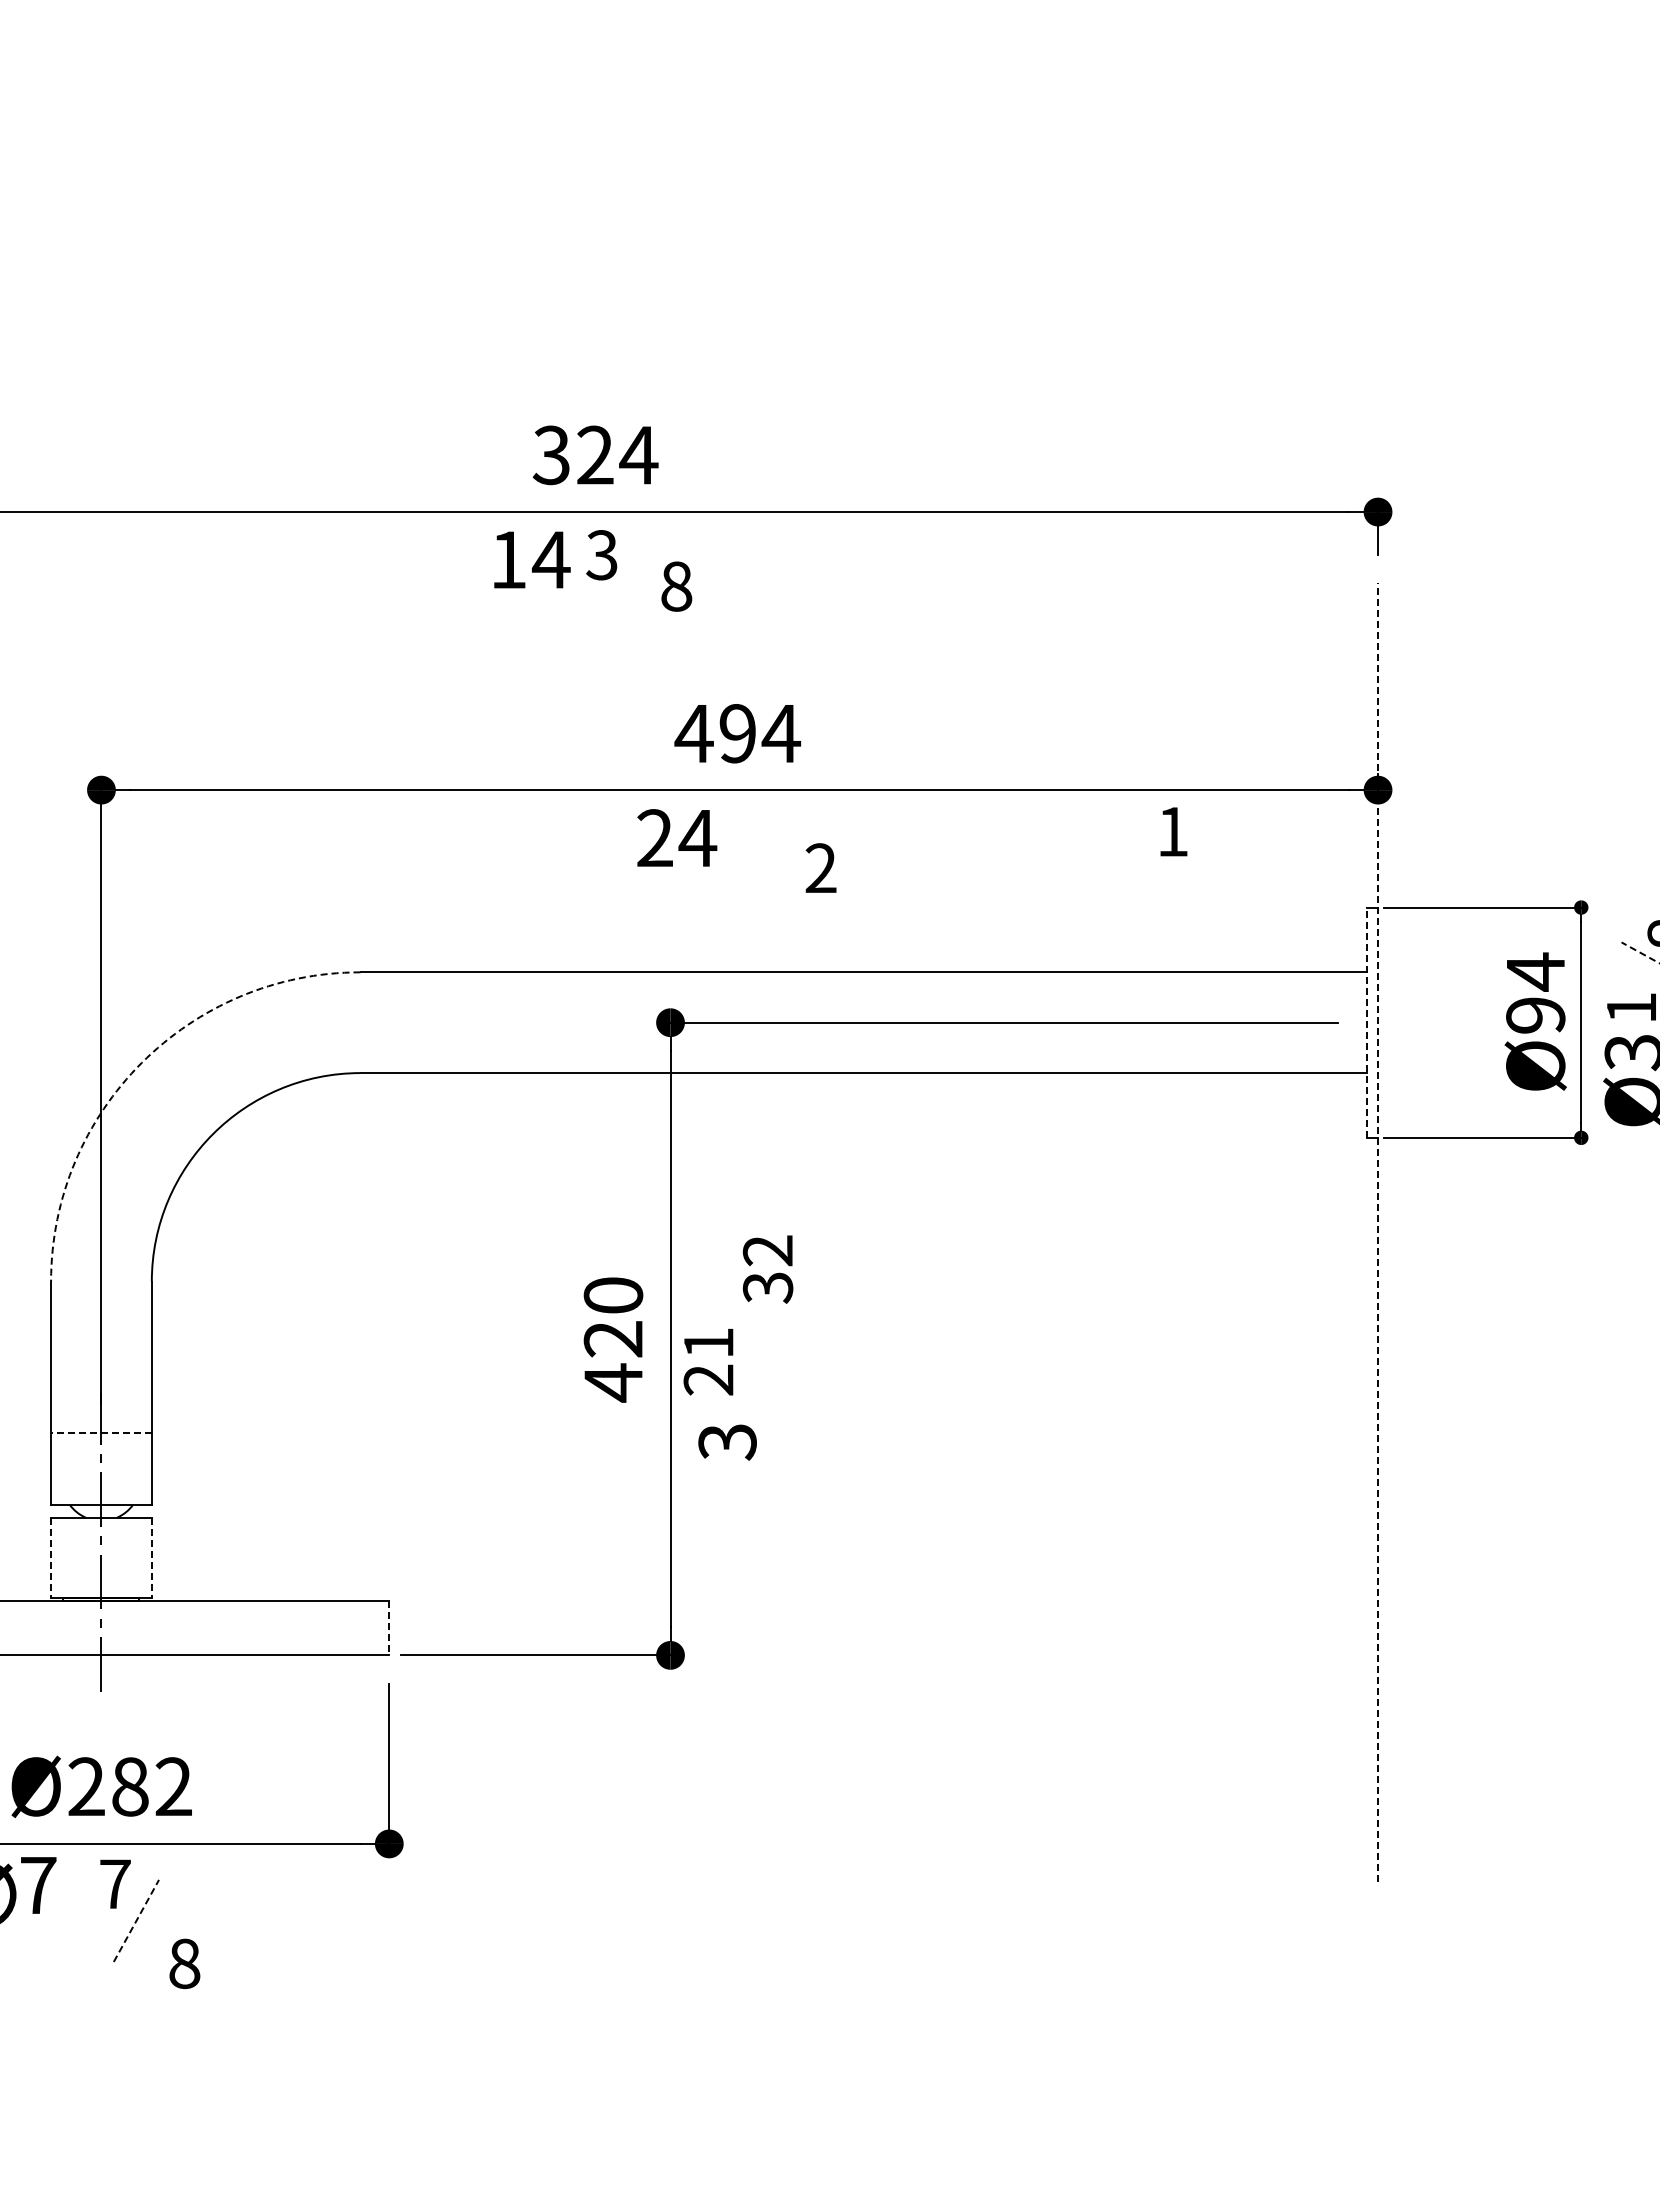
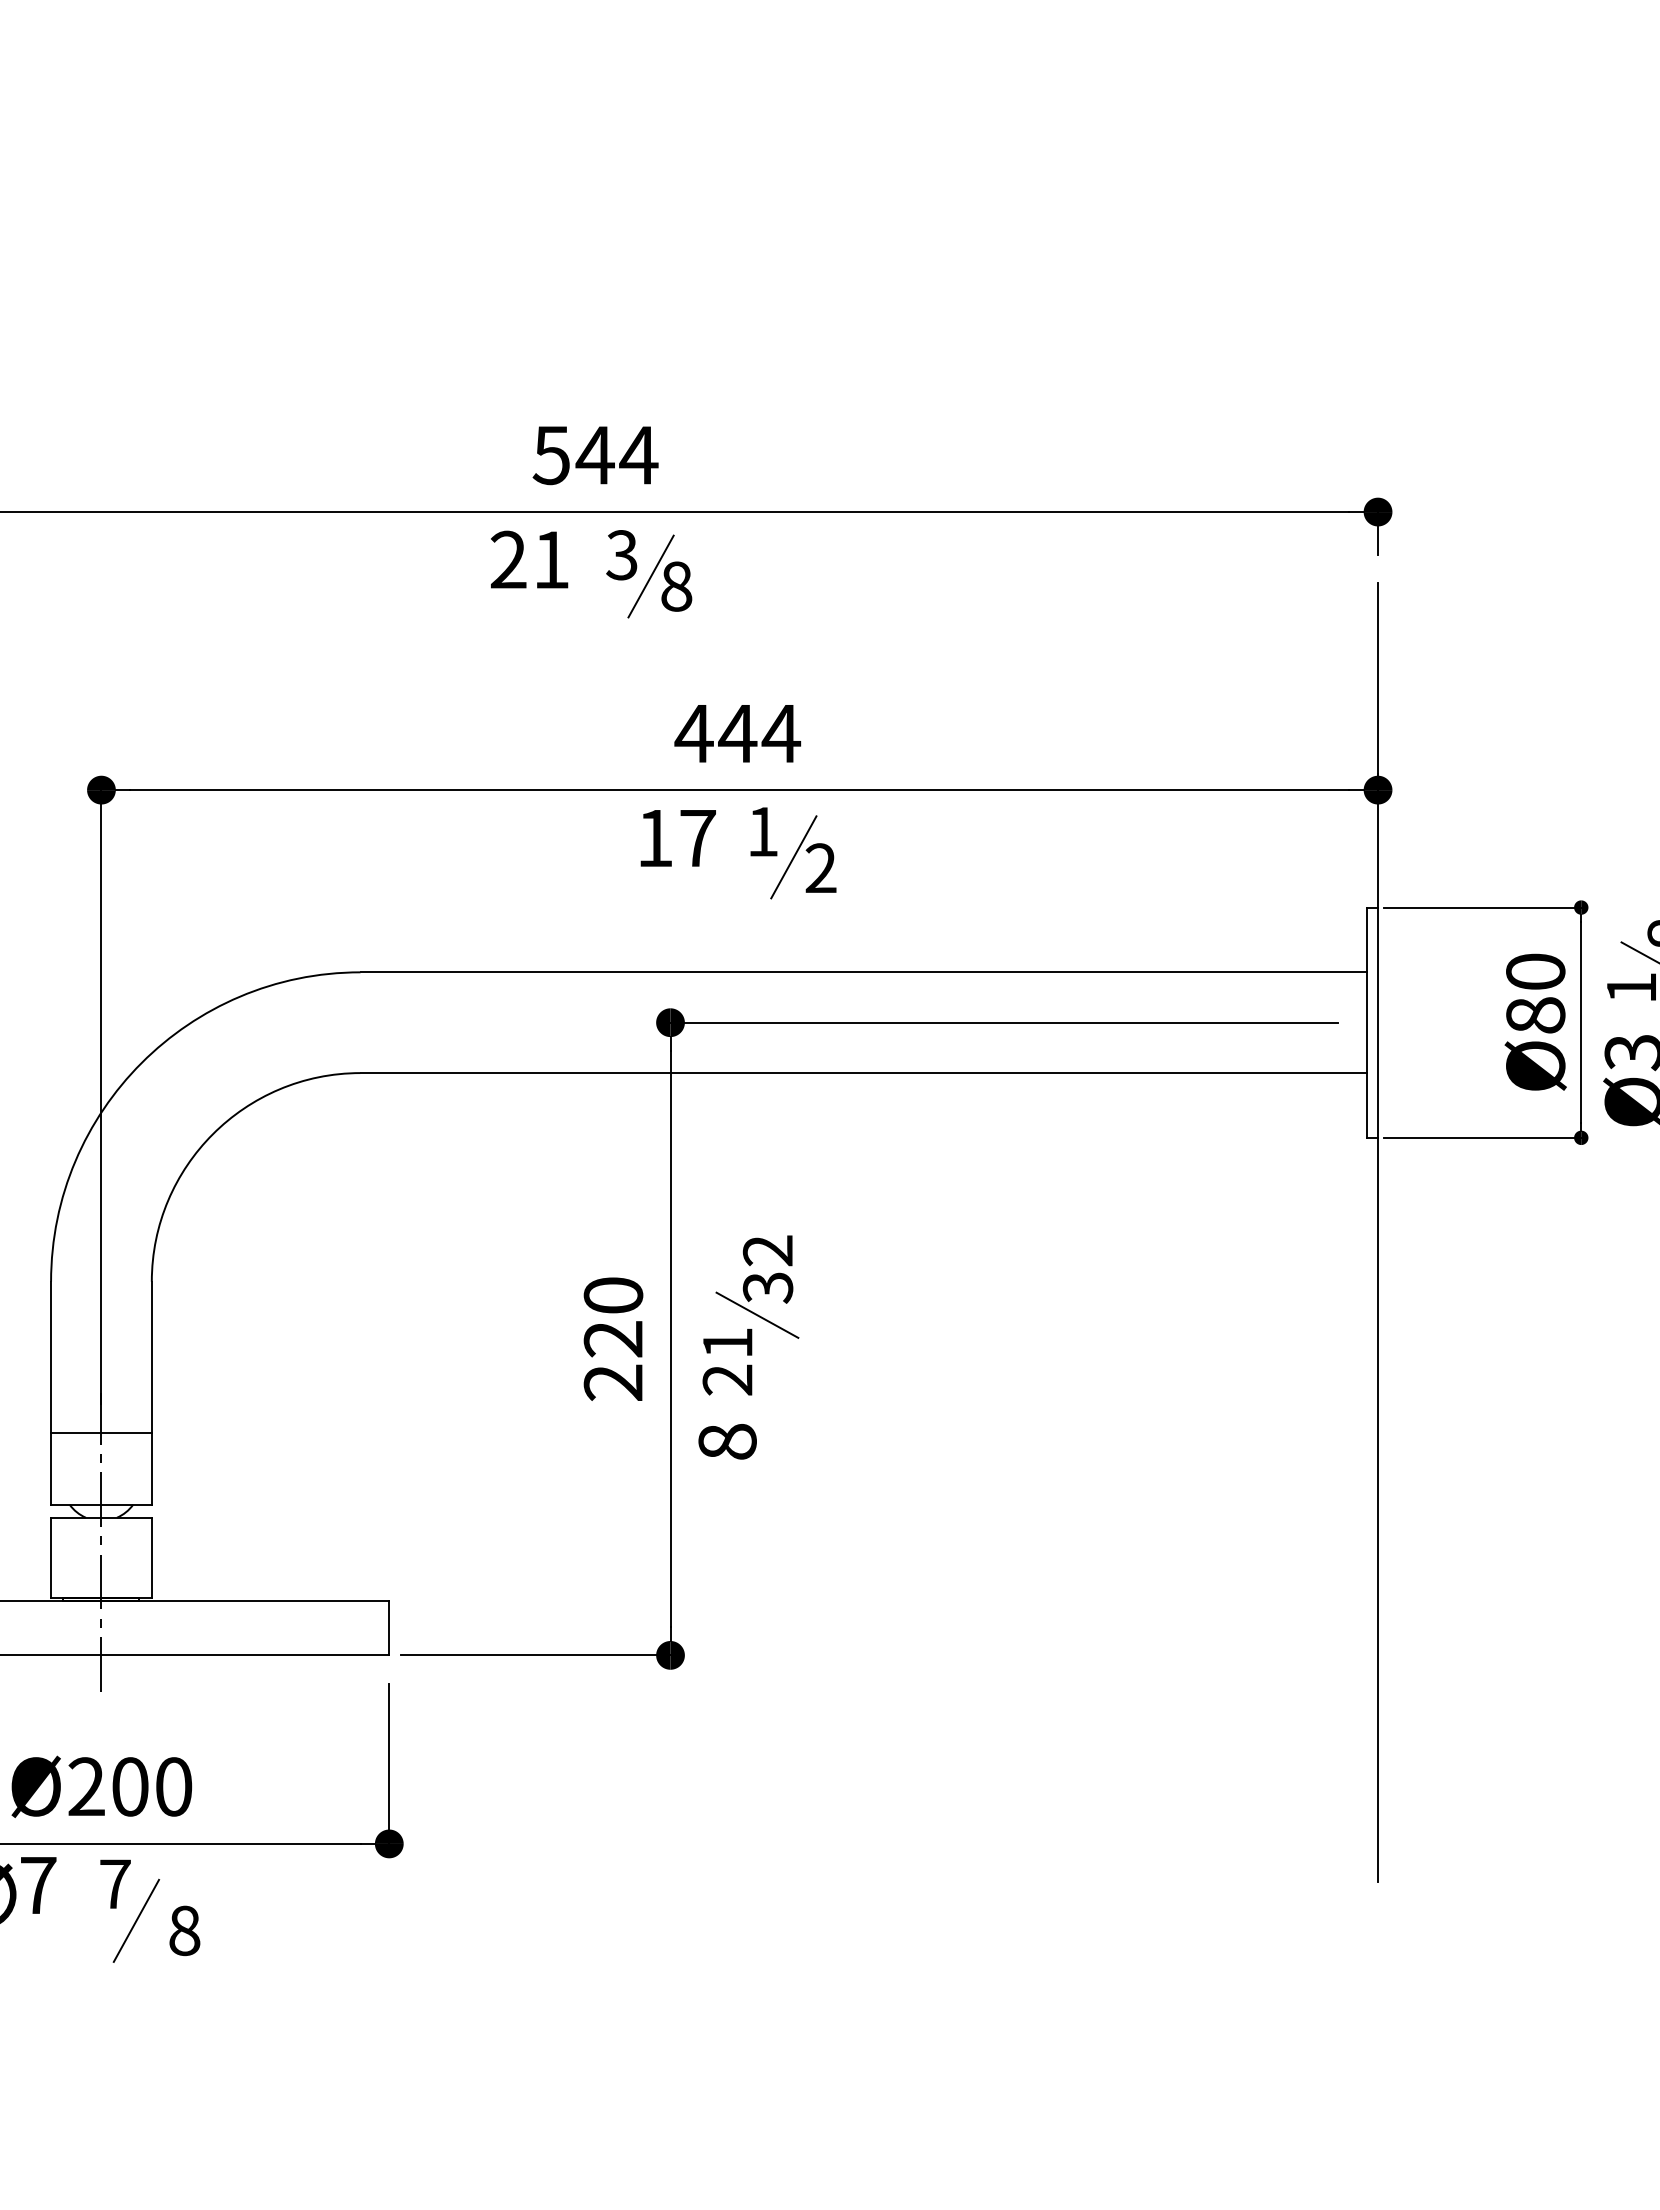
text: 324 -> 544 (573, 454)
text position: (601, 555) -> (621, 555) (621, 555)
text: 14 -> 21 (530, 559)
line: none -> present (650, 576)
text: 494 -> 444 (737, 733)
text position: (1173, 831) -> (763, 831) (763, 831)
text: 24 -> 17 (677, 837)
line: none -> present (793, 857)
line: dashed -> solid (1640, 952)
text: Ø94 -> Ø80 (1535, 992)
text position: (1631, 1006) -> (1631, 986) (1631, 986)
line: dashed -> solid (1366, 1022)
arc: dashed -> solid (141, 1062)
line: dashed -> solid (1378, 1232)
line: none -> present (757, 1314)
text position: (708, 1362) -> (727, 1362) (727, 1362)
text: 420 -> 220 (612, 1382)
line: dashed -> solid (100, 1432)
text: 3 -> 8 (727, 1442)
line: dashed -> solid (51, 1558)
line: dashed -> solid (151, 1558)
line: dashed -> solid (389, 1628)
text: Ø282 -> Ø200 (152, 1786)
line: dashed -> solid (136, 1920)
text position: (184, 1963) -> (184, 1930) (184, 1930)
